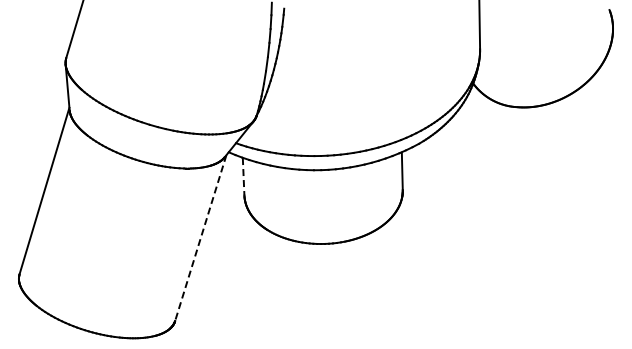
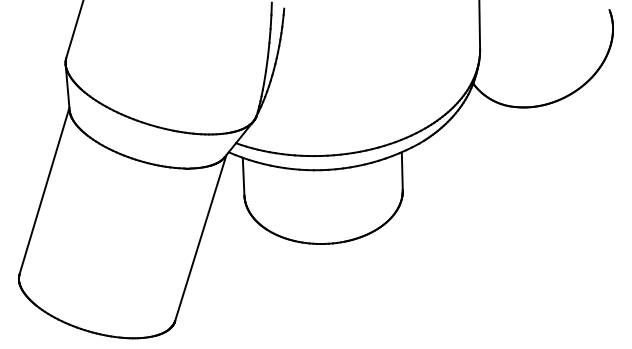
line: dashed -> solid (243, 176)
line: dashed -> solid (200, 238)
